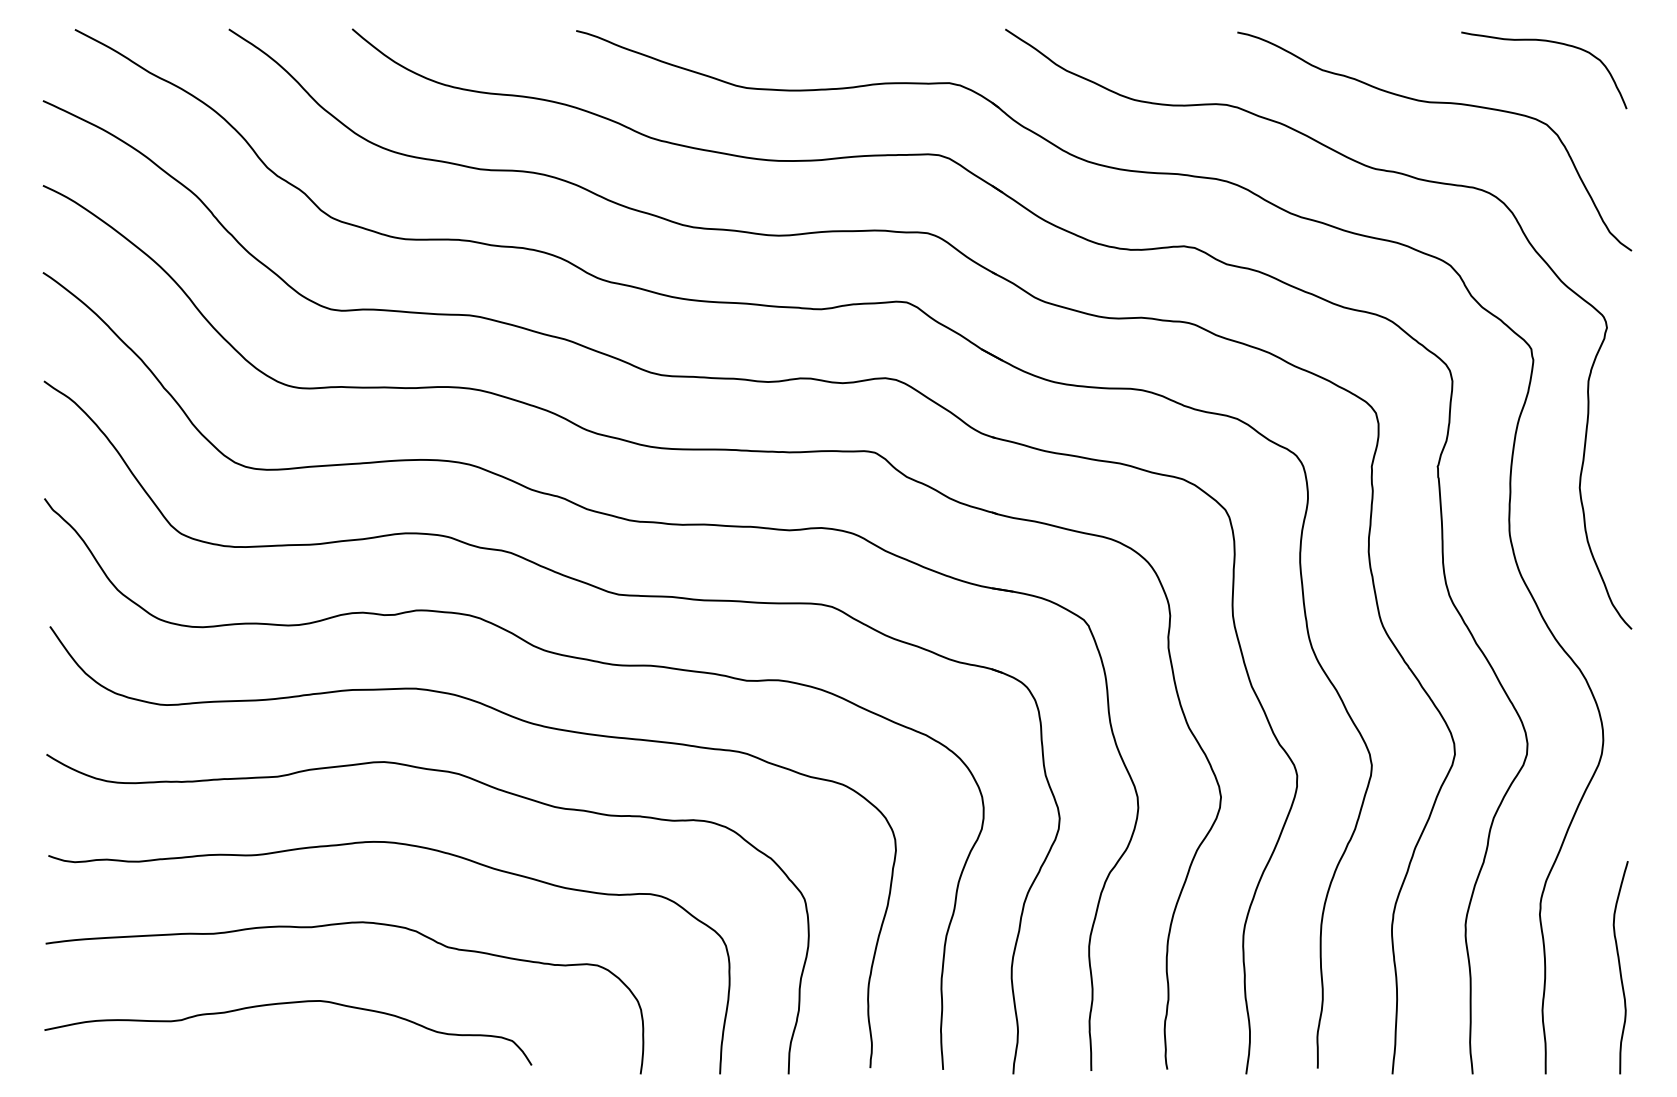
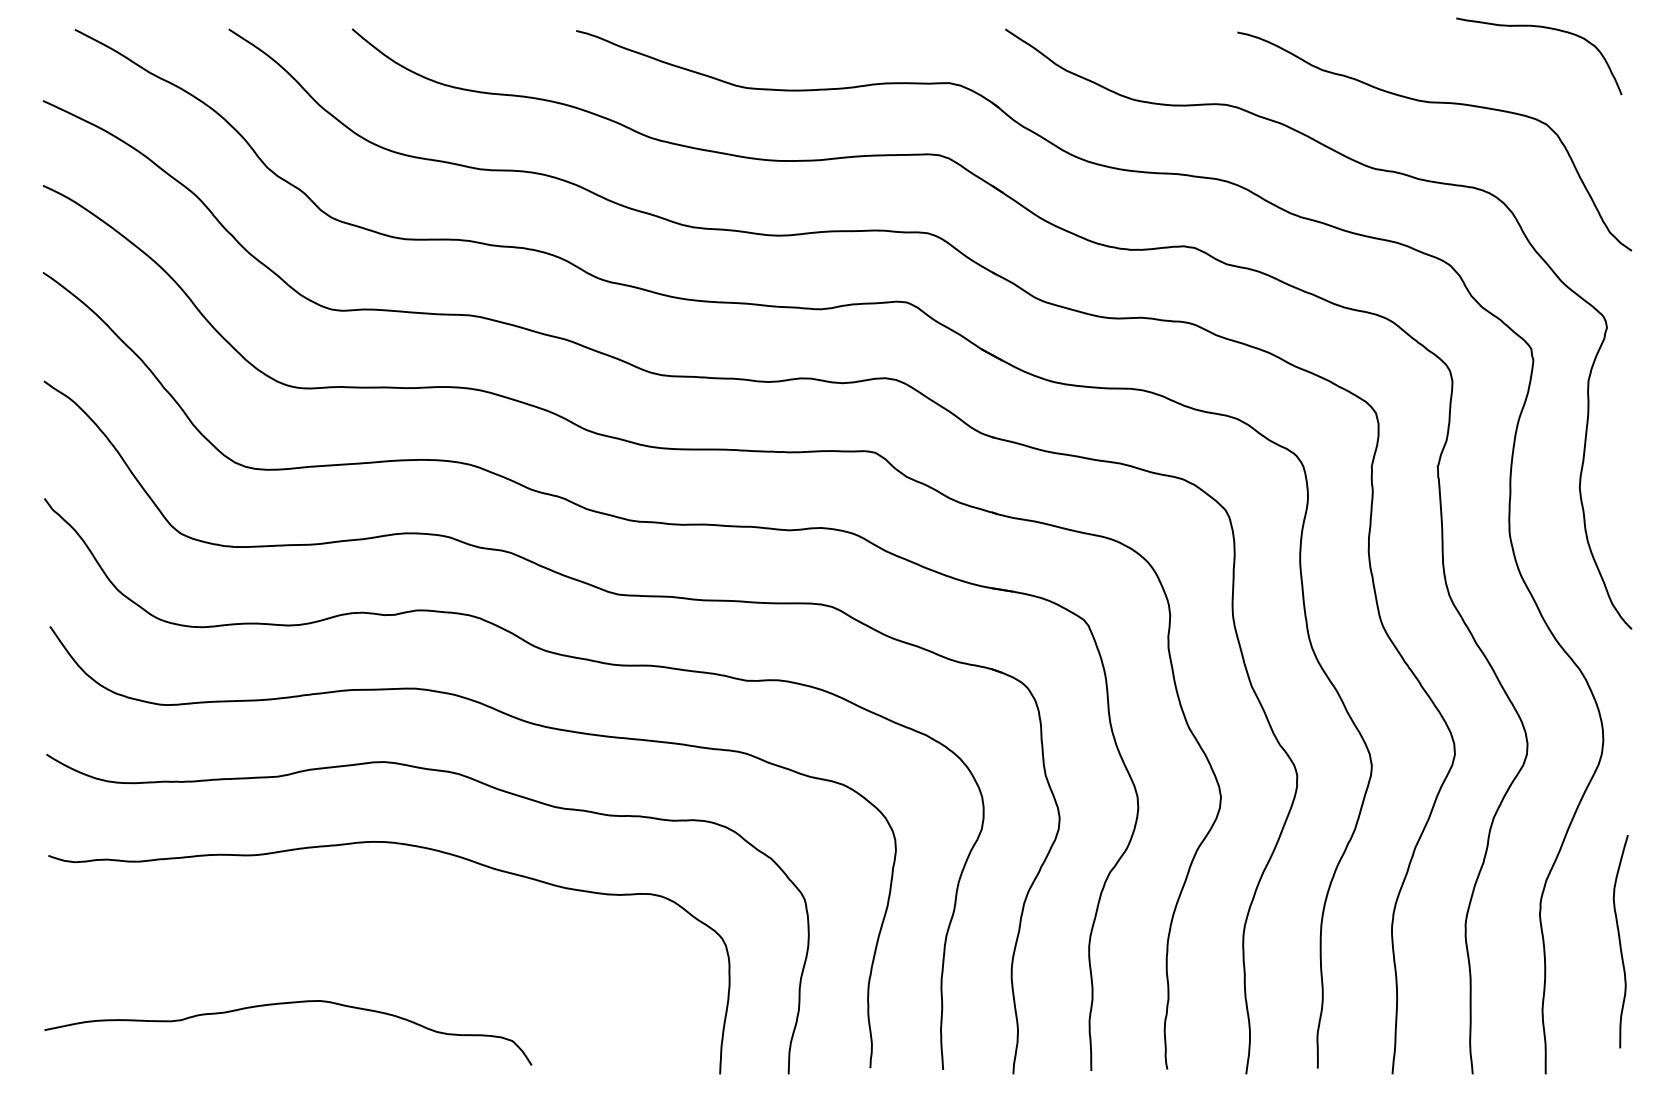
curve position: (1549, 42) -> (1544, 28) (1544, 28)
curve: present -> none (336, 925)
curve position: (1620, 967) -> (1620, 941) (1620, 941)
